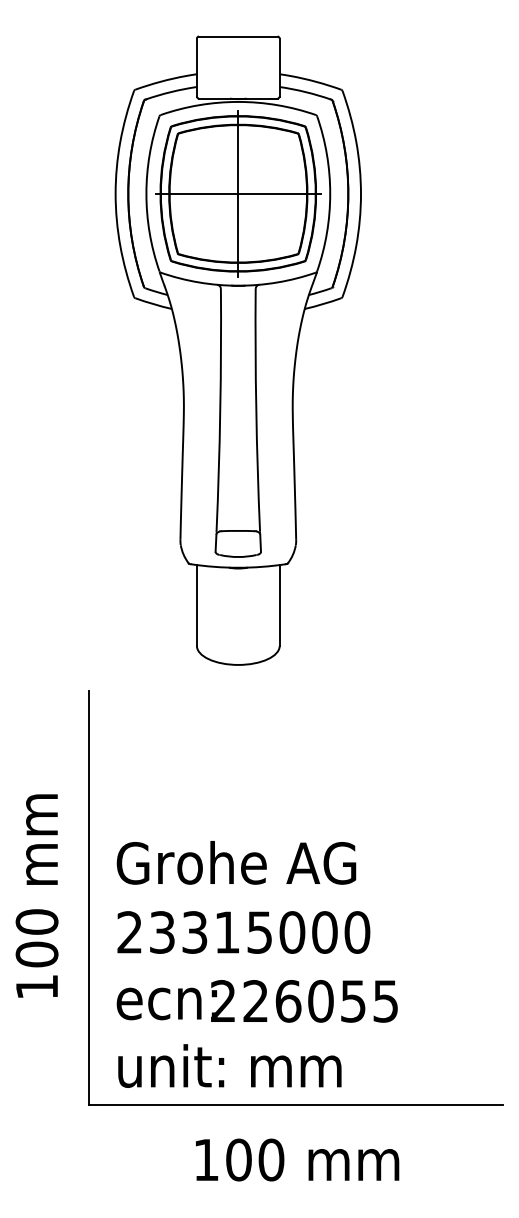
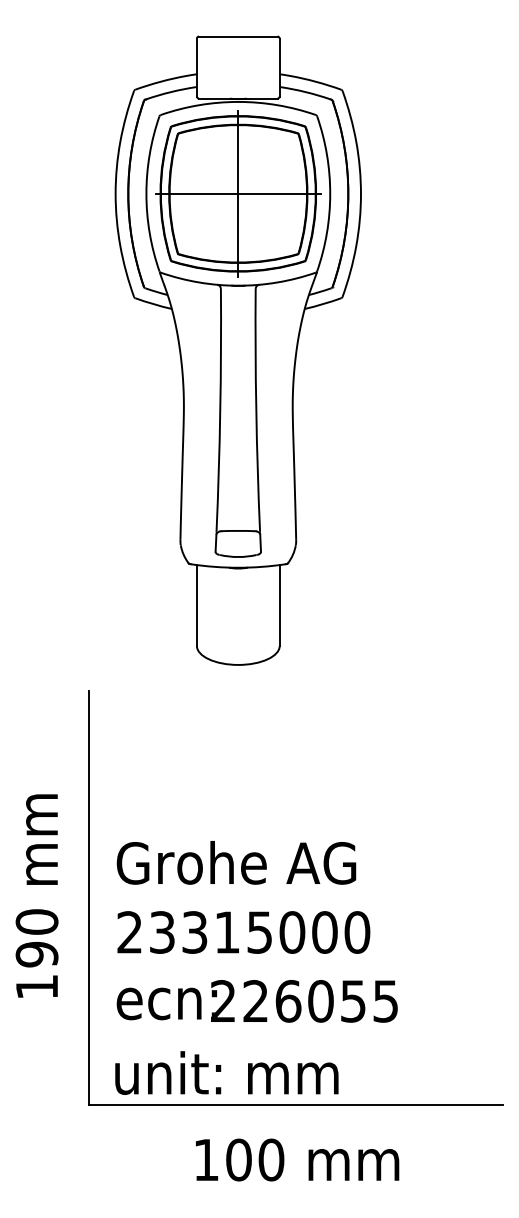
text: 100 -> 190 (36, 954)
text position: (229, 1065) -> (226, 1072) (226, 1072)
